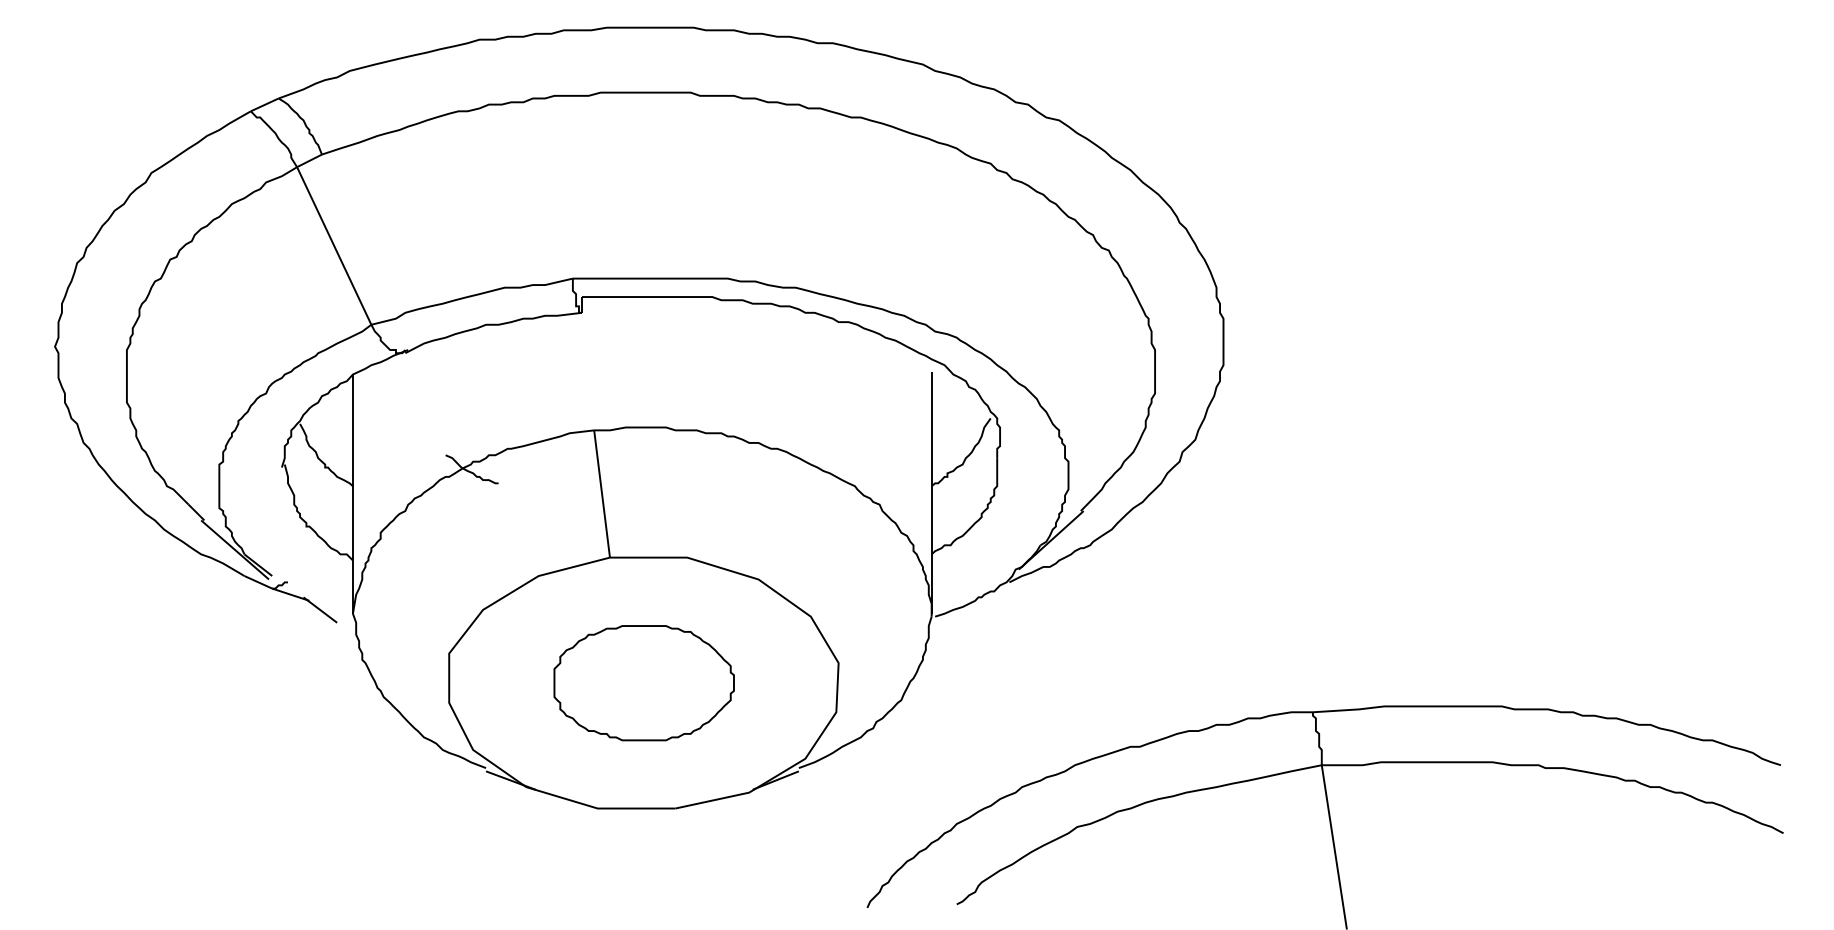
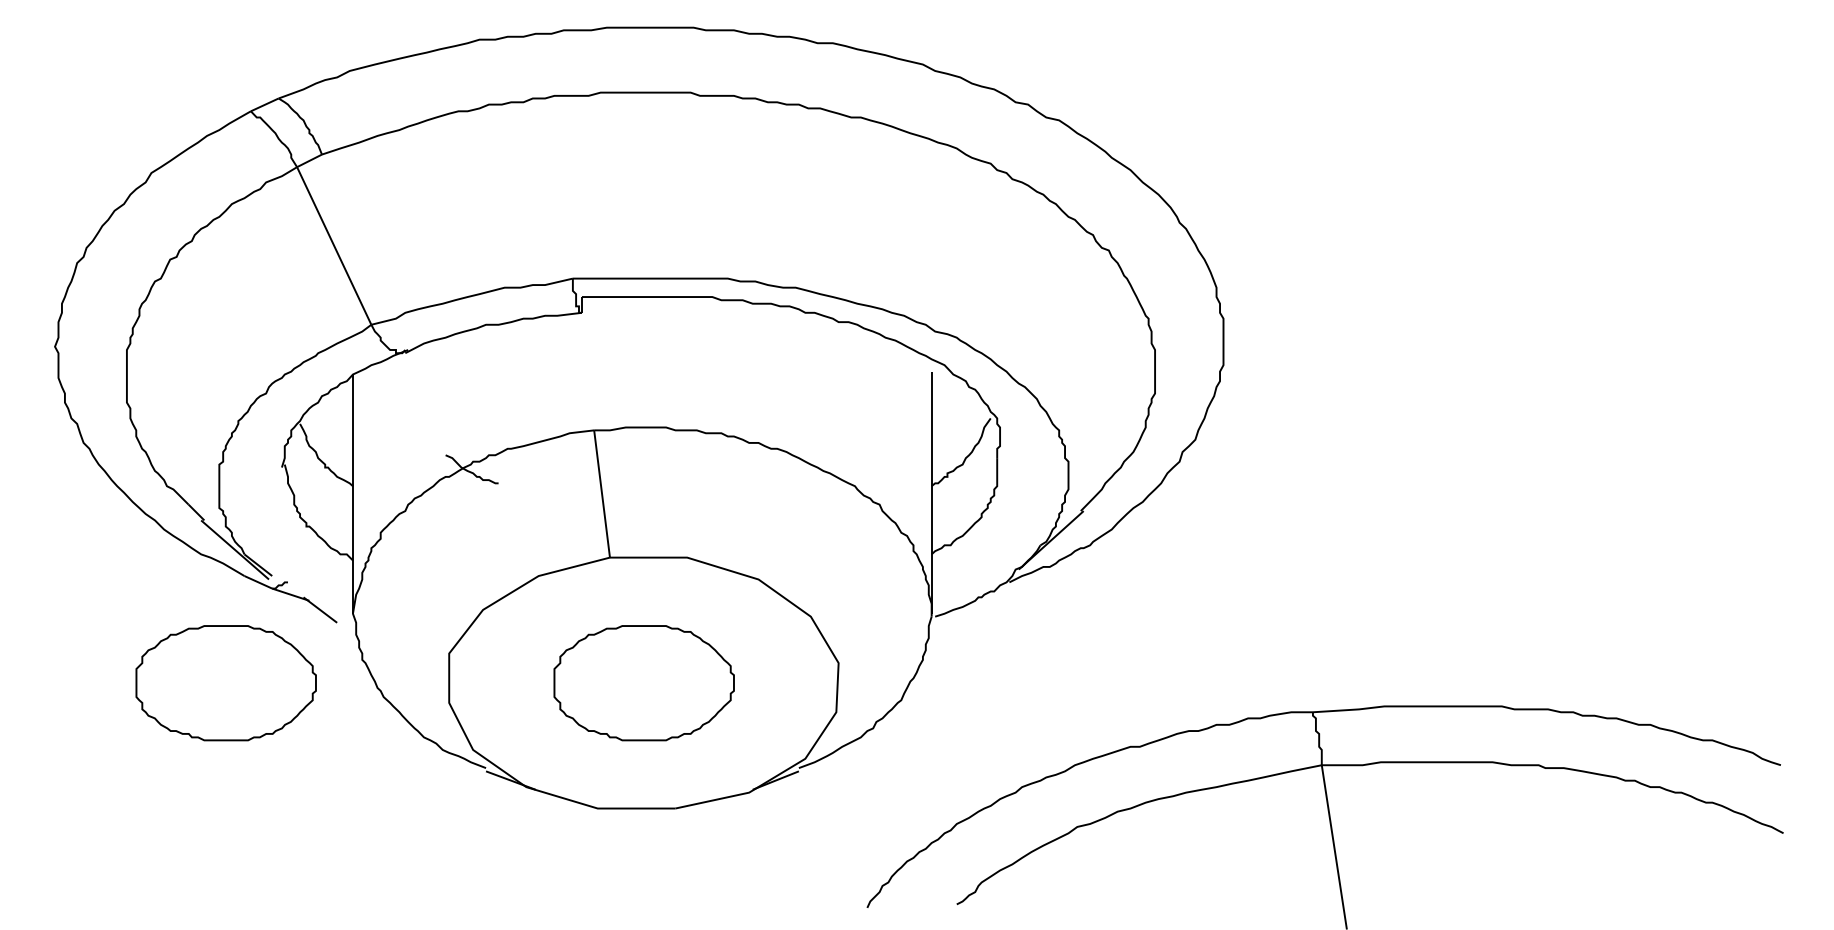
part: none -> present (225, 683)
